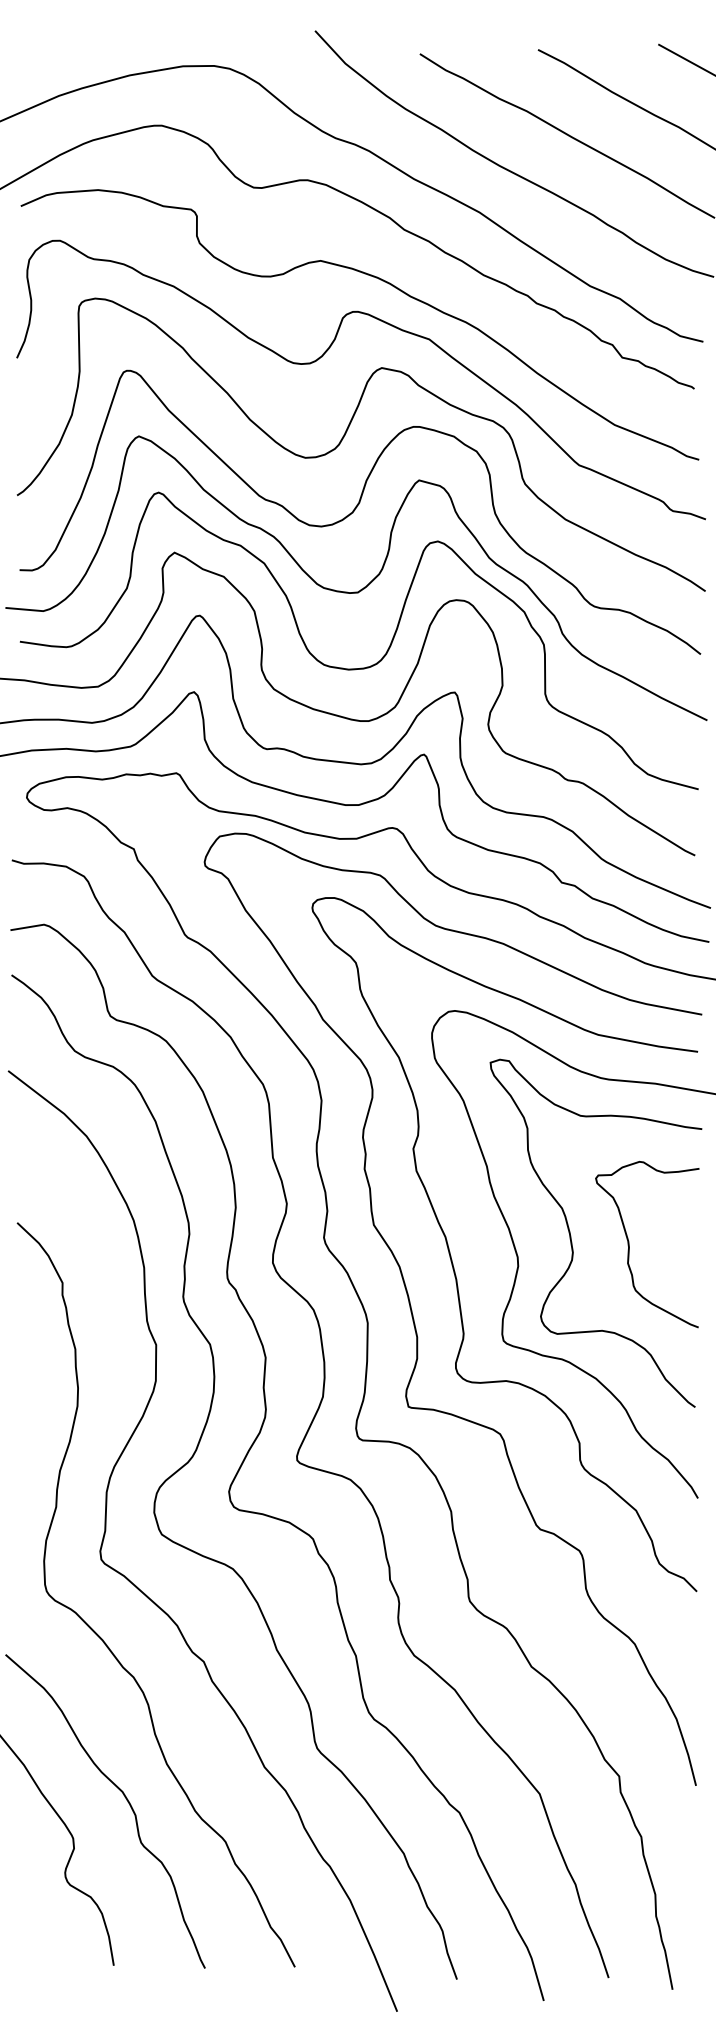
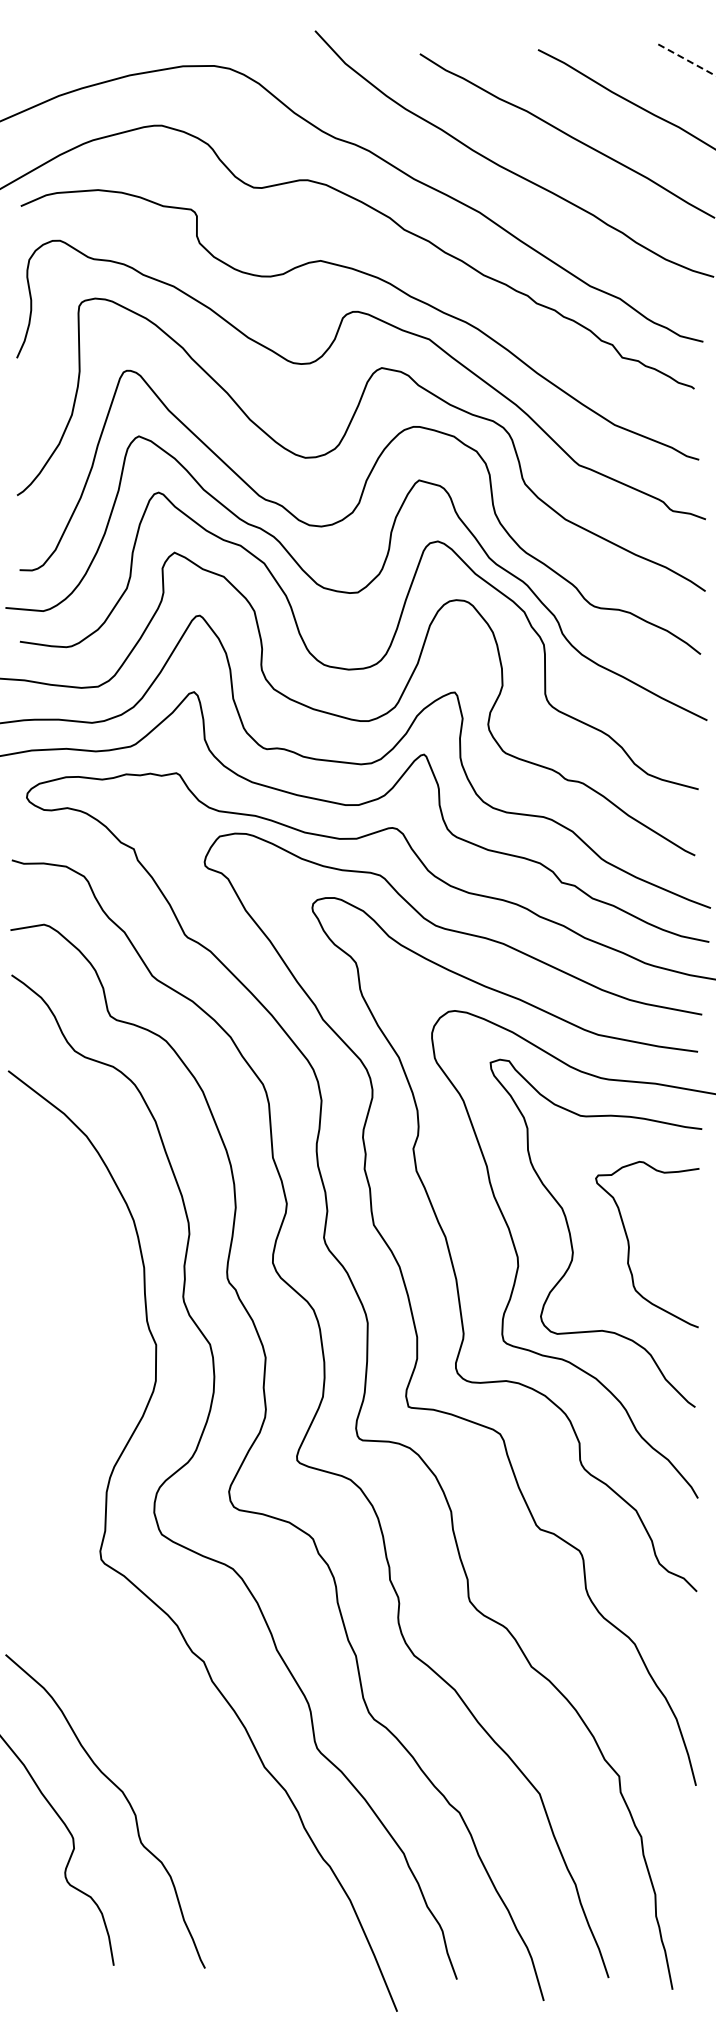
line: solid -> dashed (687, 60)
curve: present -> none (103, 1639)
